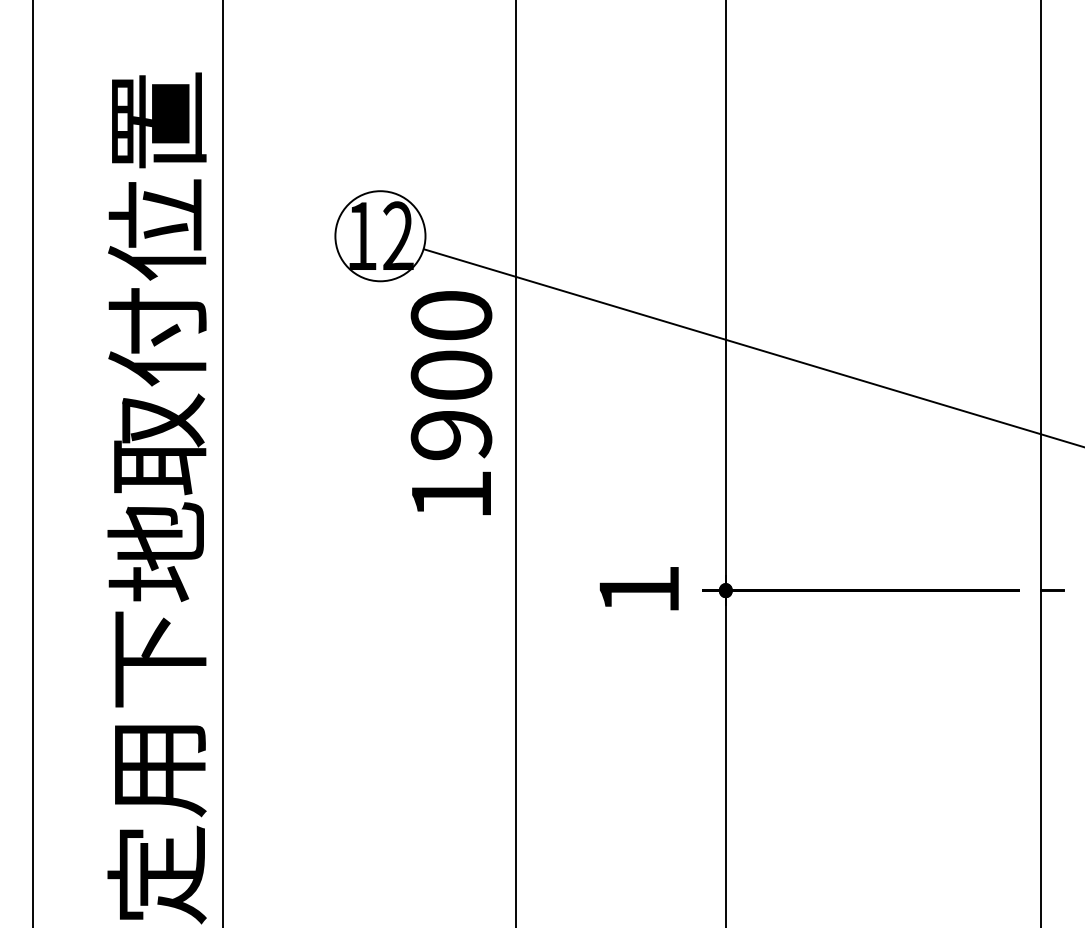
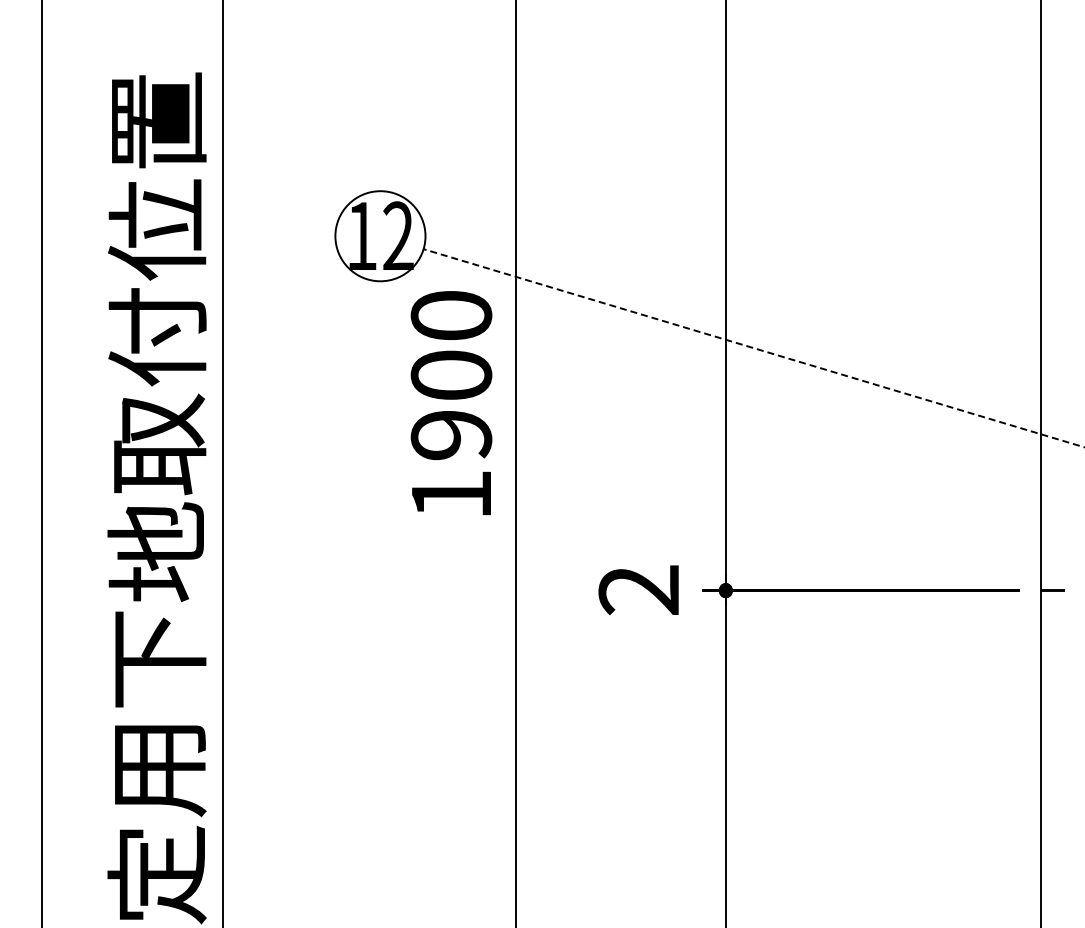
line: solid -> dashed (754, 348)
line position: (32, 463) -> (41, 463) (41, 463)
text: 1 -> 2 (638, 590)
